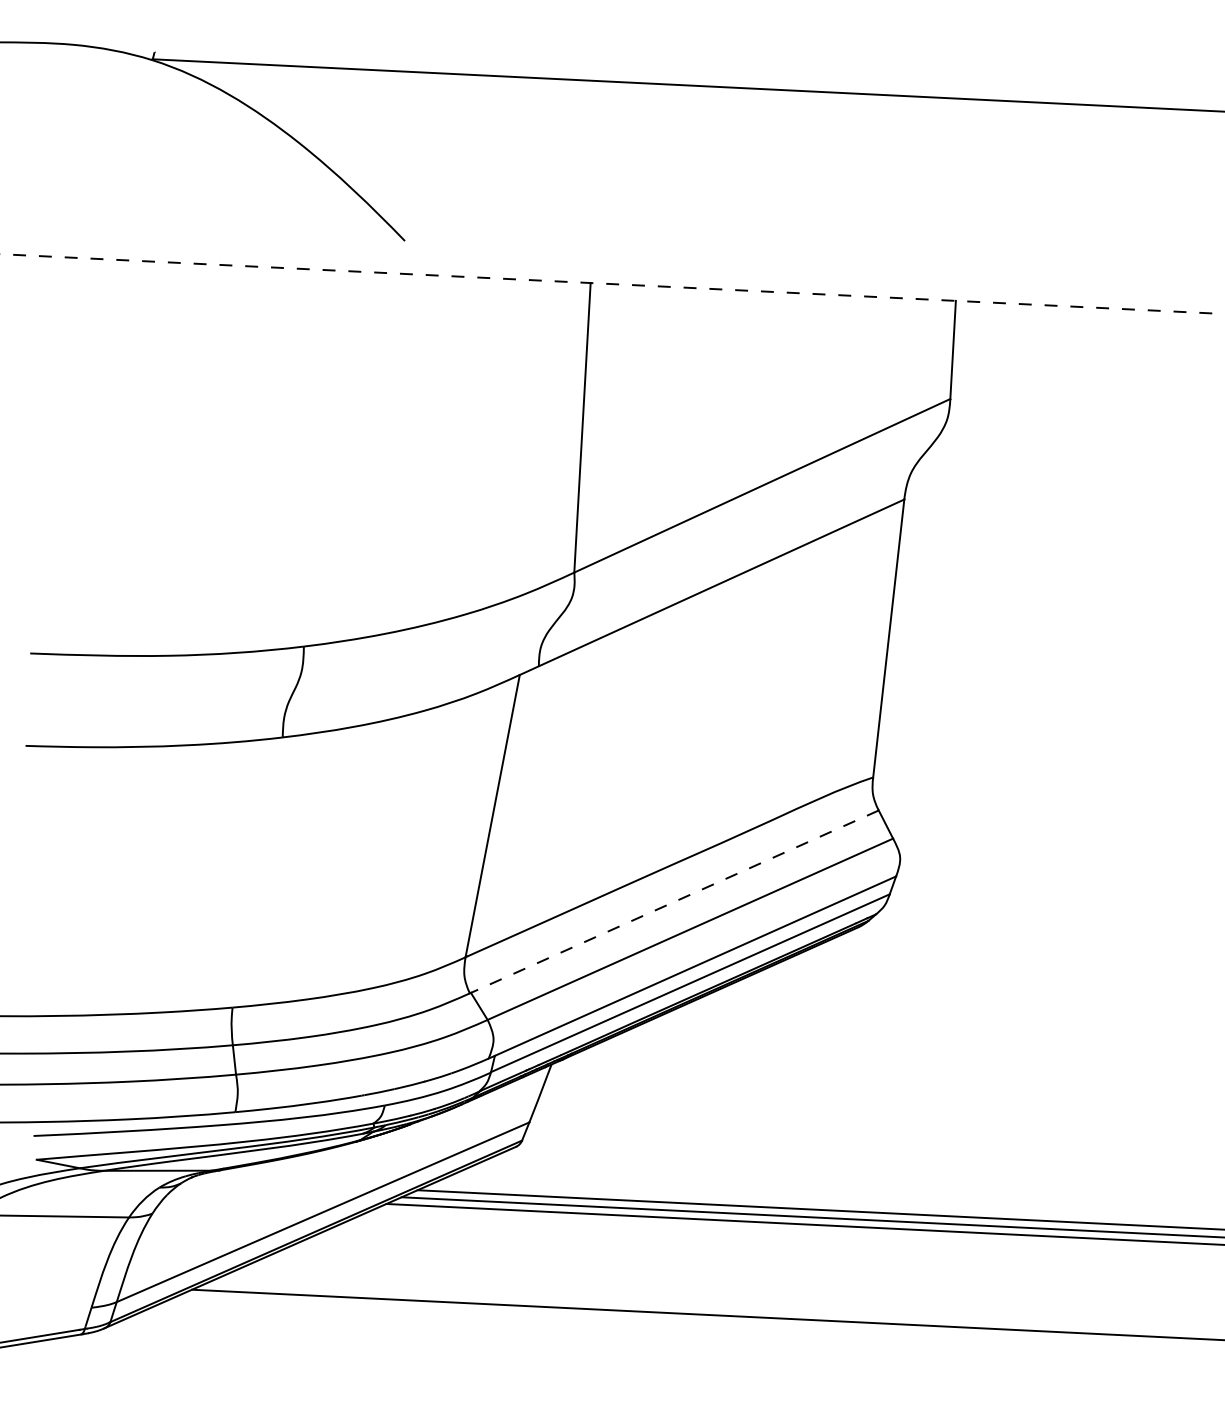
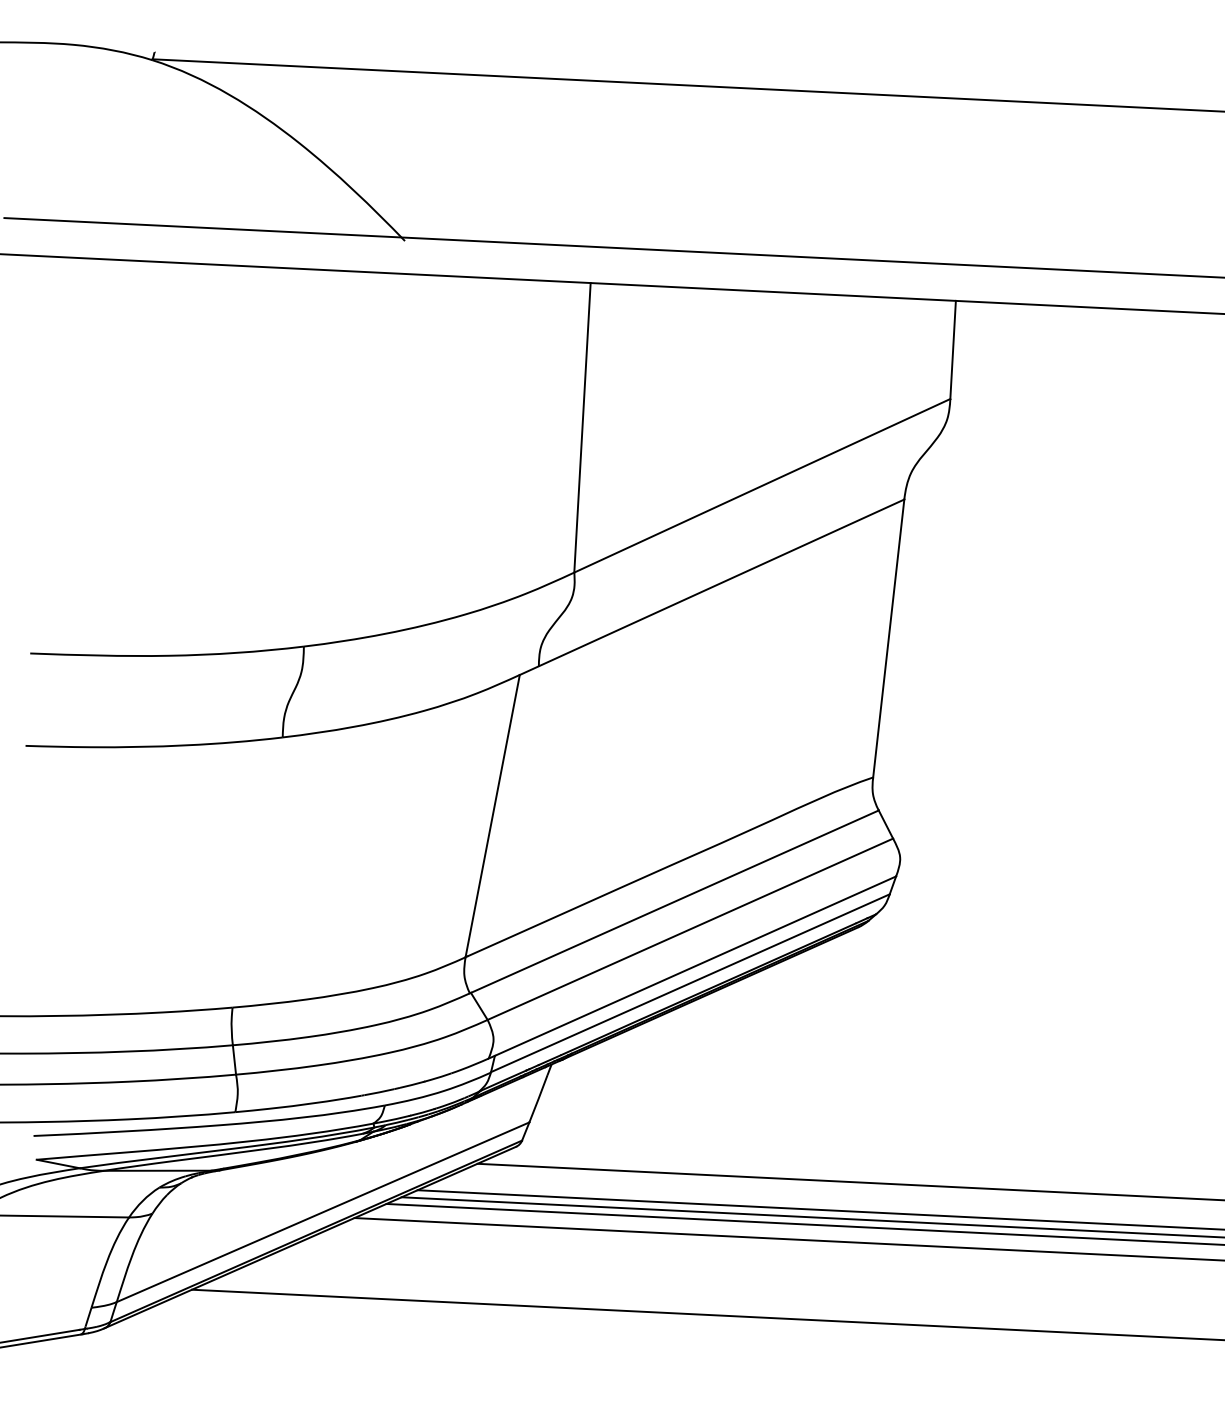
line: none -> present (612, 247)
line: dashed -> solid (612, 284)
line: dashed -> solid (674, 901)
line: none -> present (849, 1181)
line: none -> present (787, 1239)
